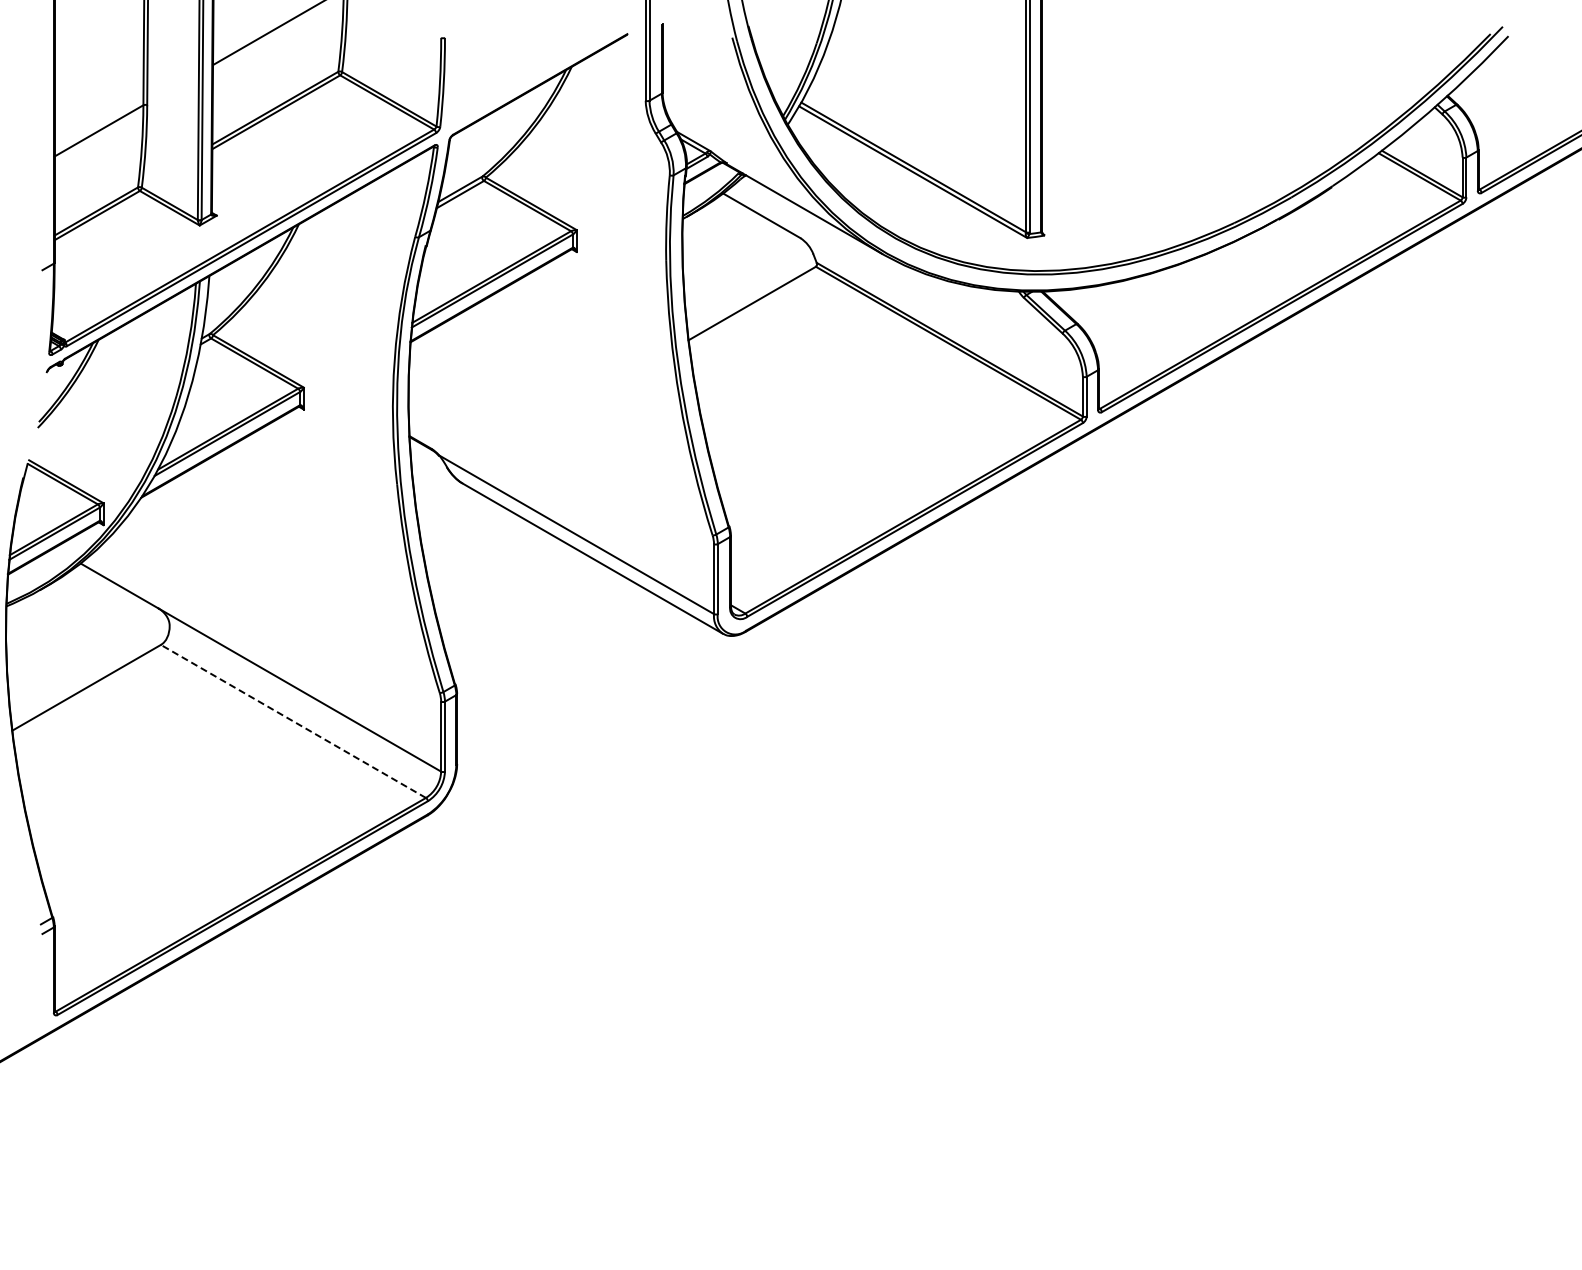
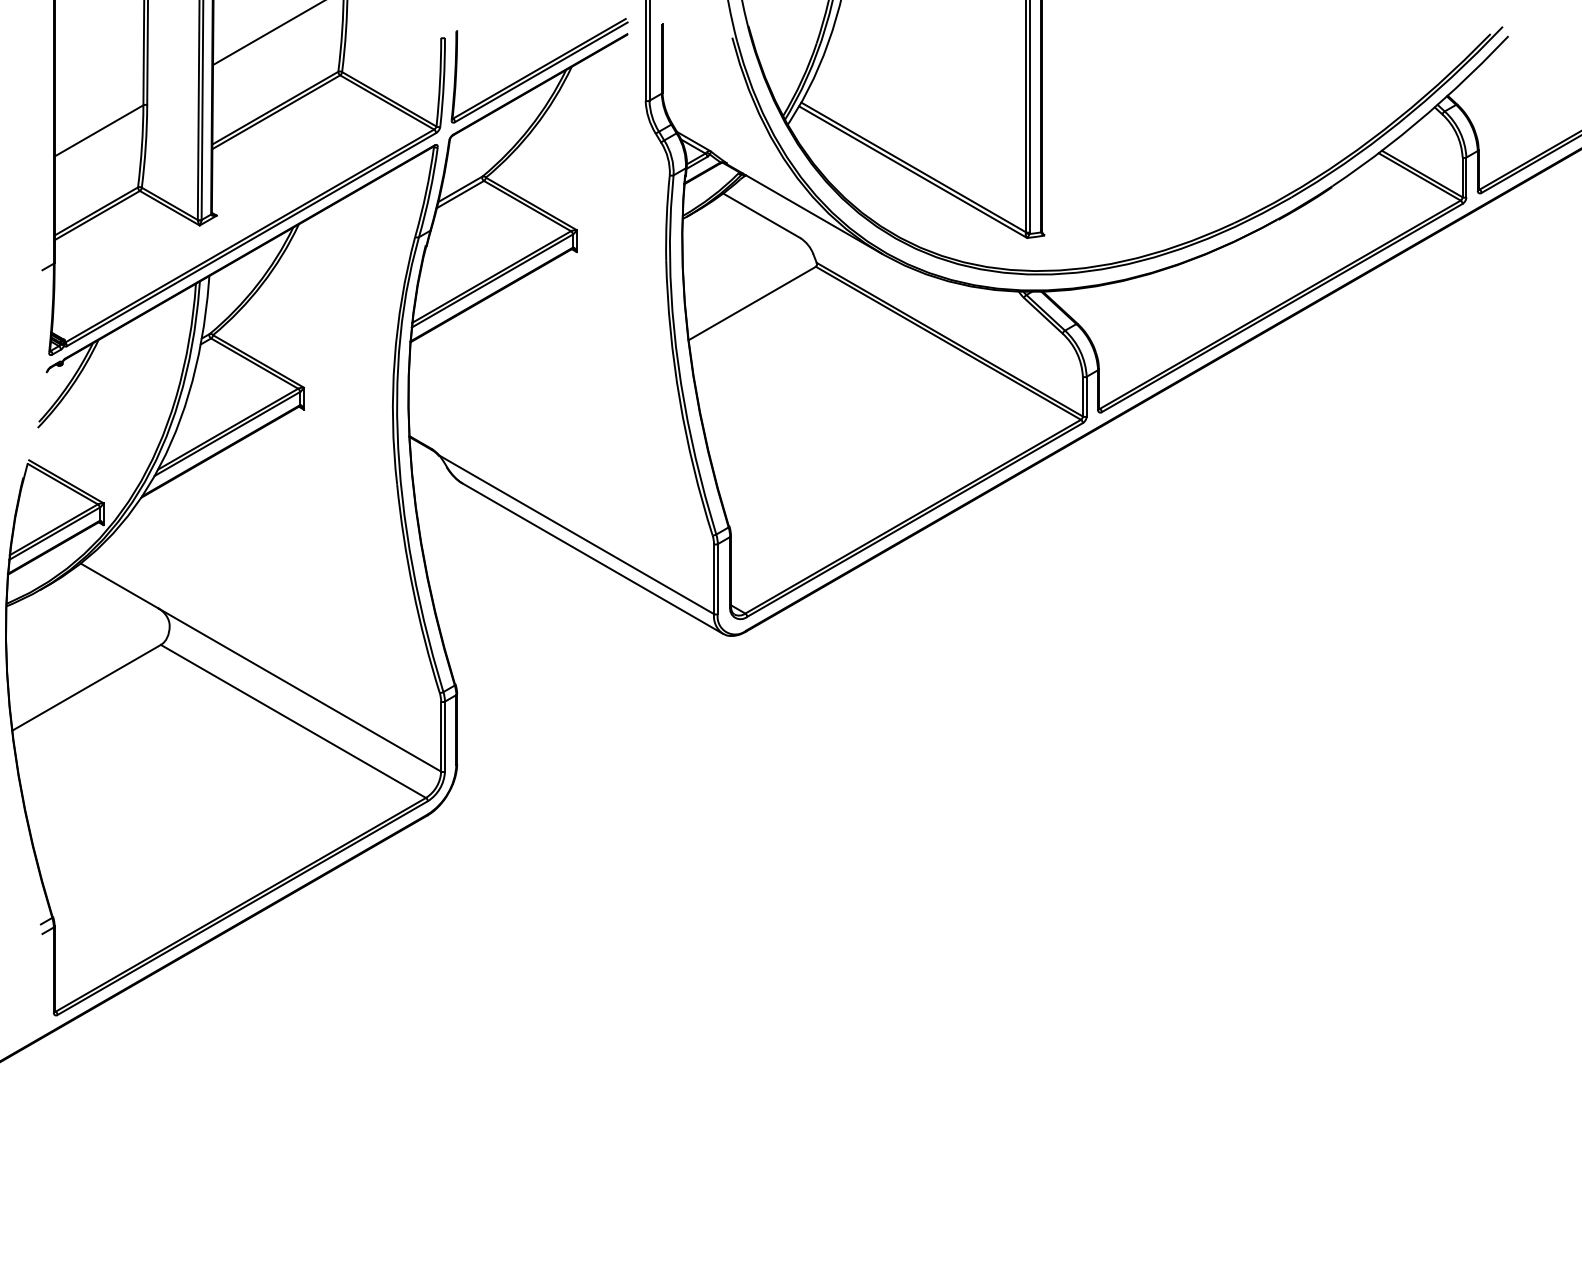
part: none -> present (539, 70)
line: dashed -> solid (293, 721)
